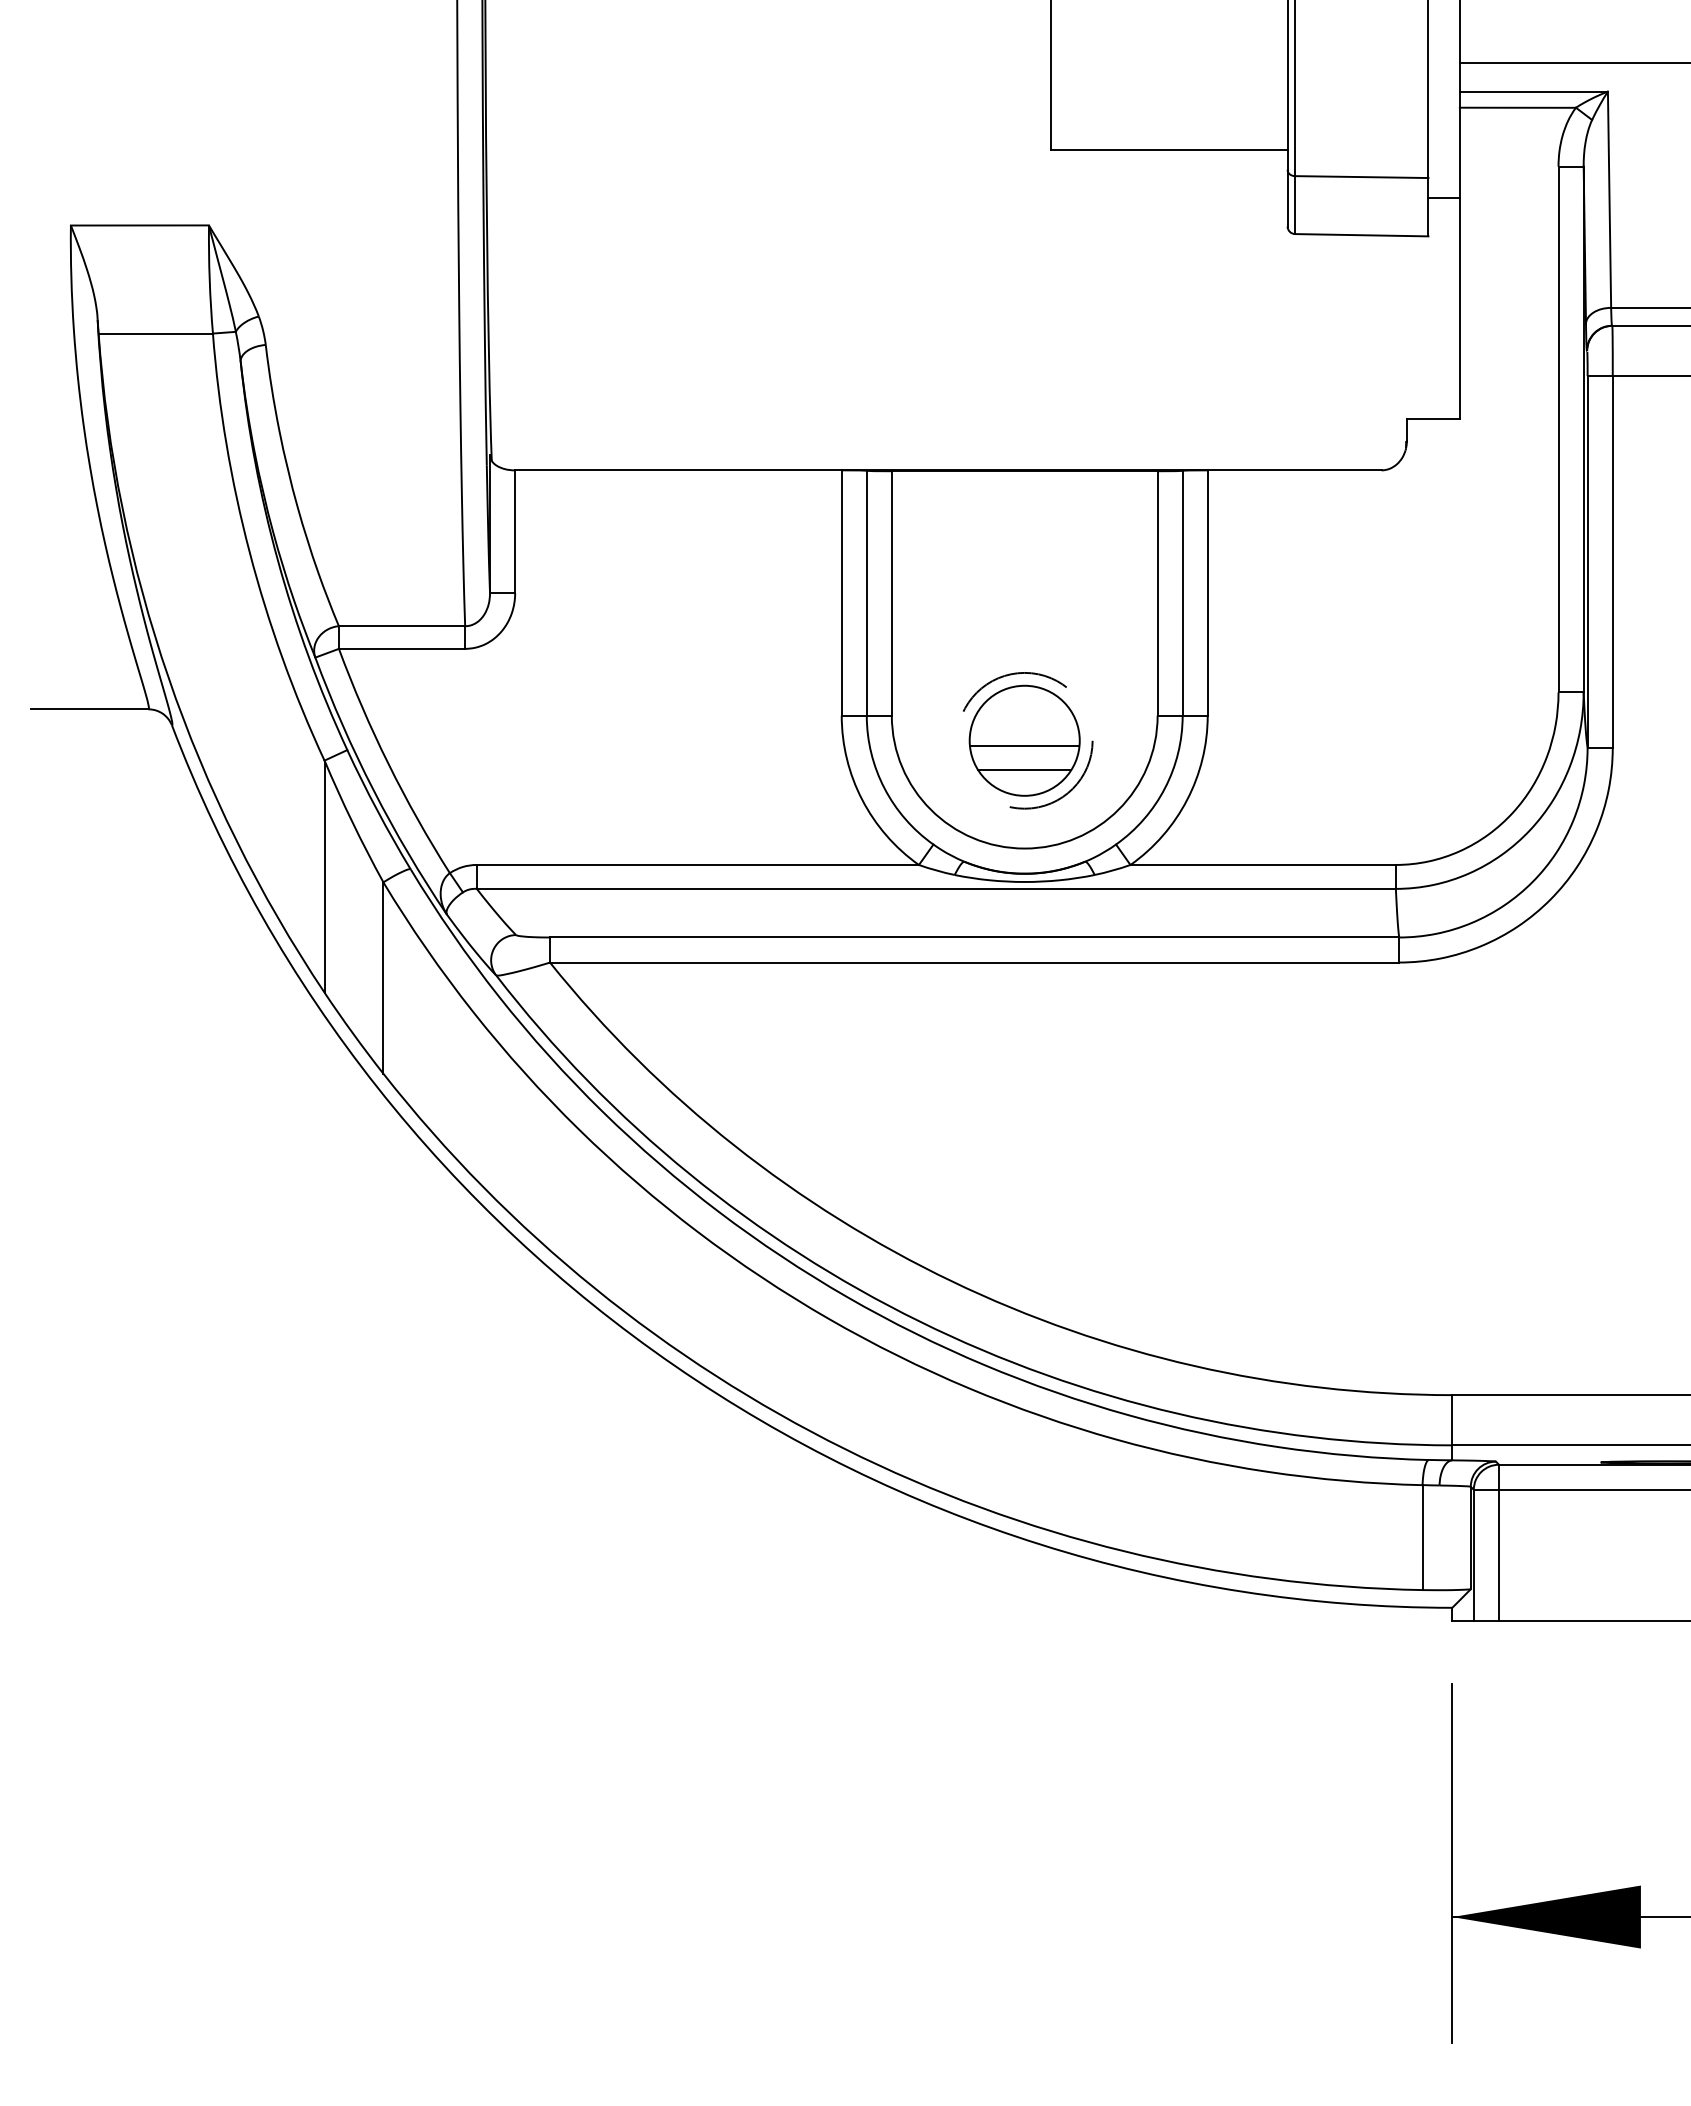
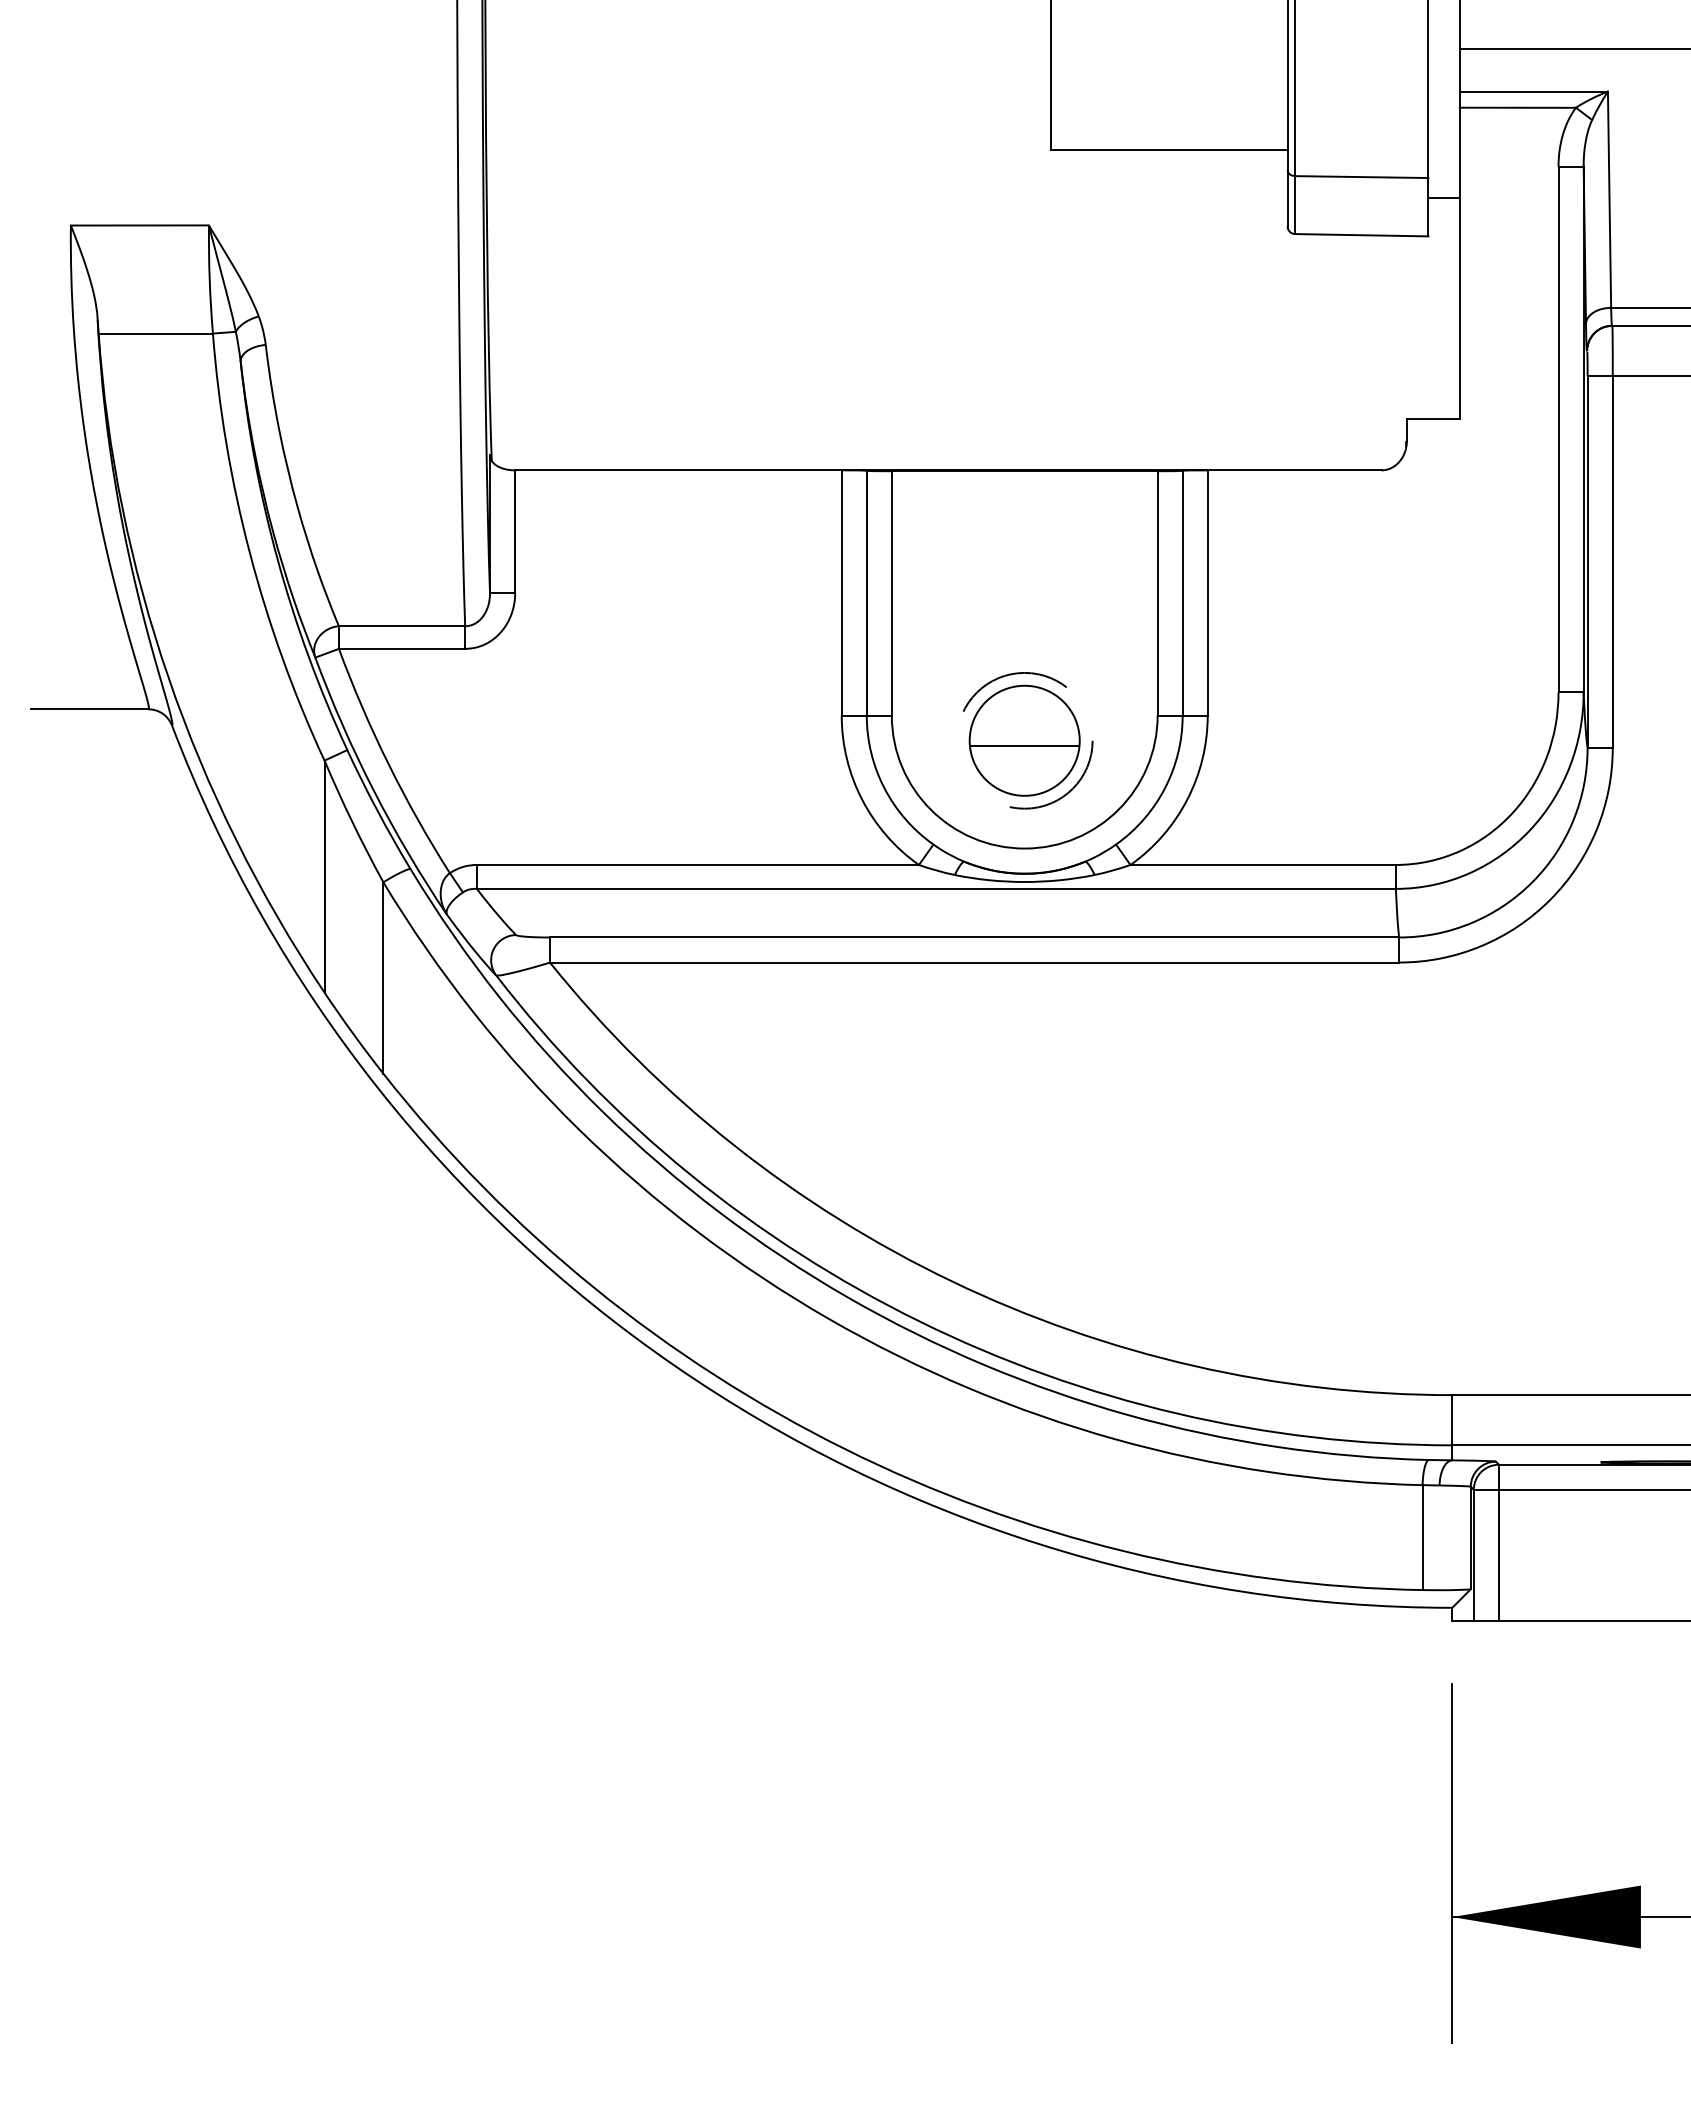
line position: (1573, 63) -> (1573, 49) (1573, 49)
line: present -> none (1024, 770)
